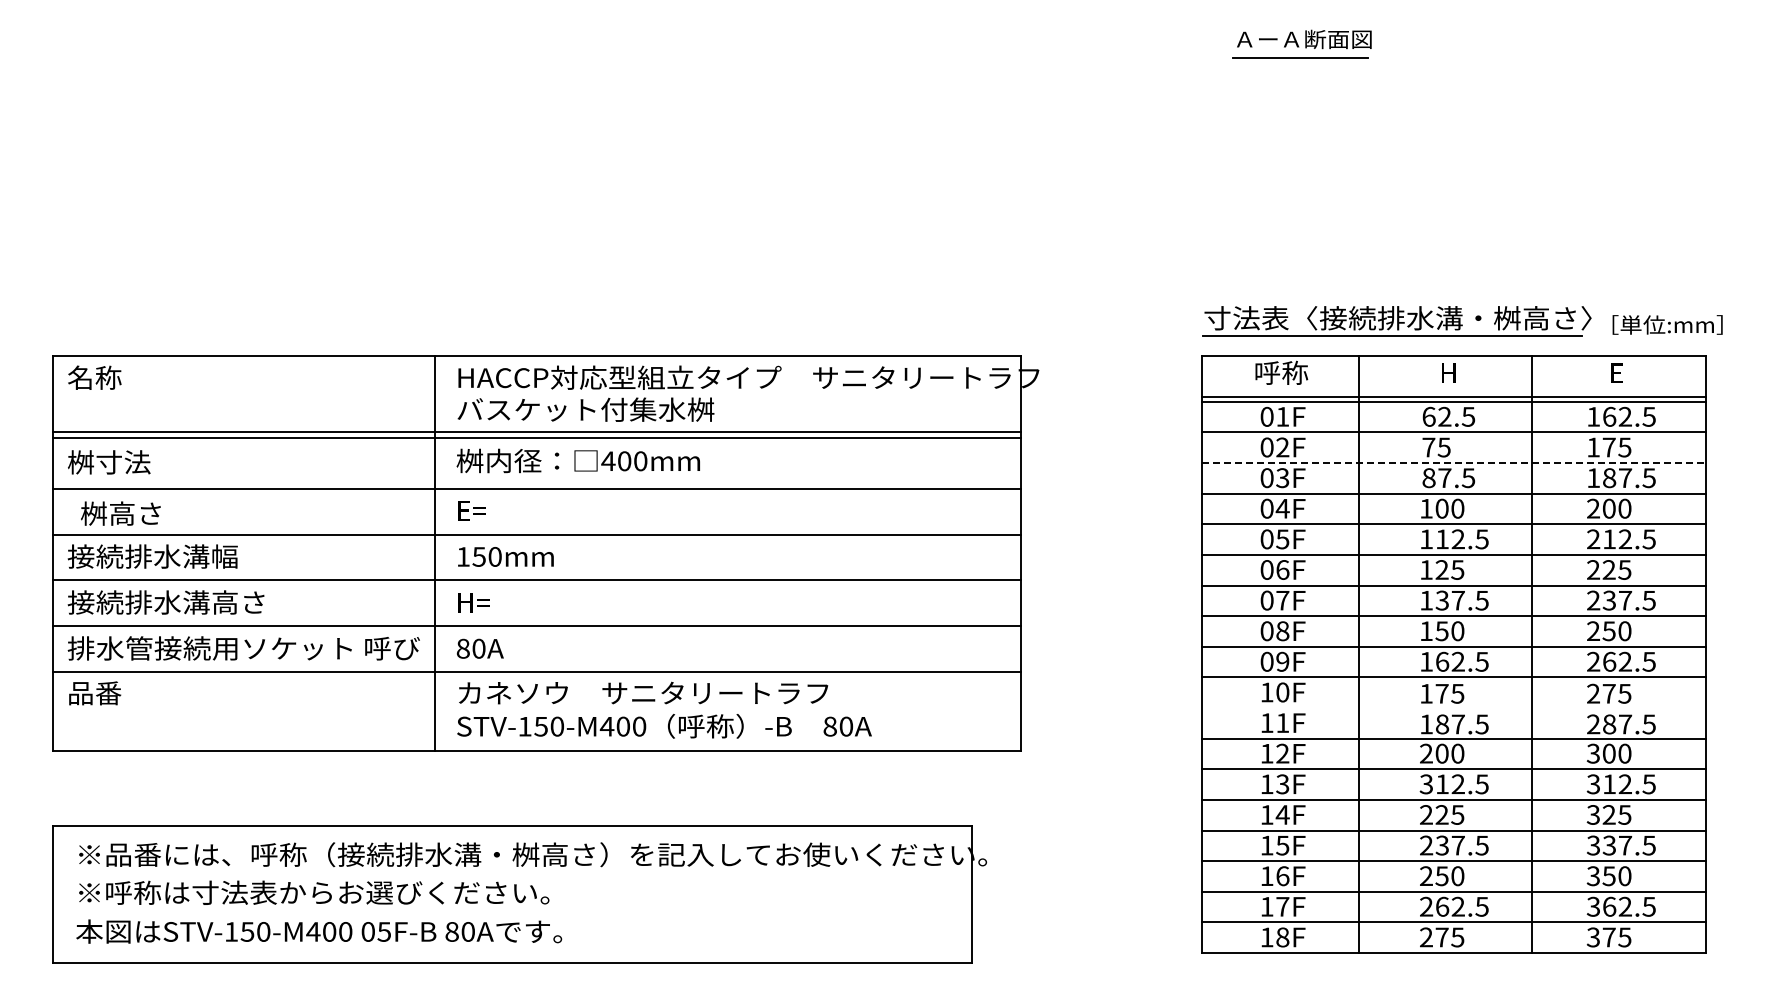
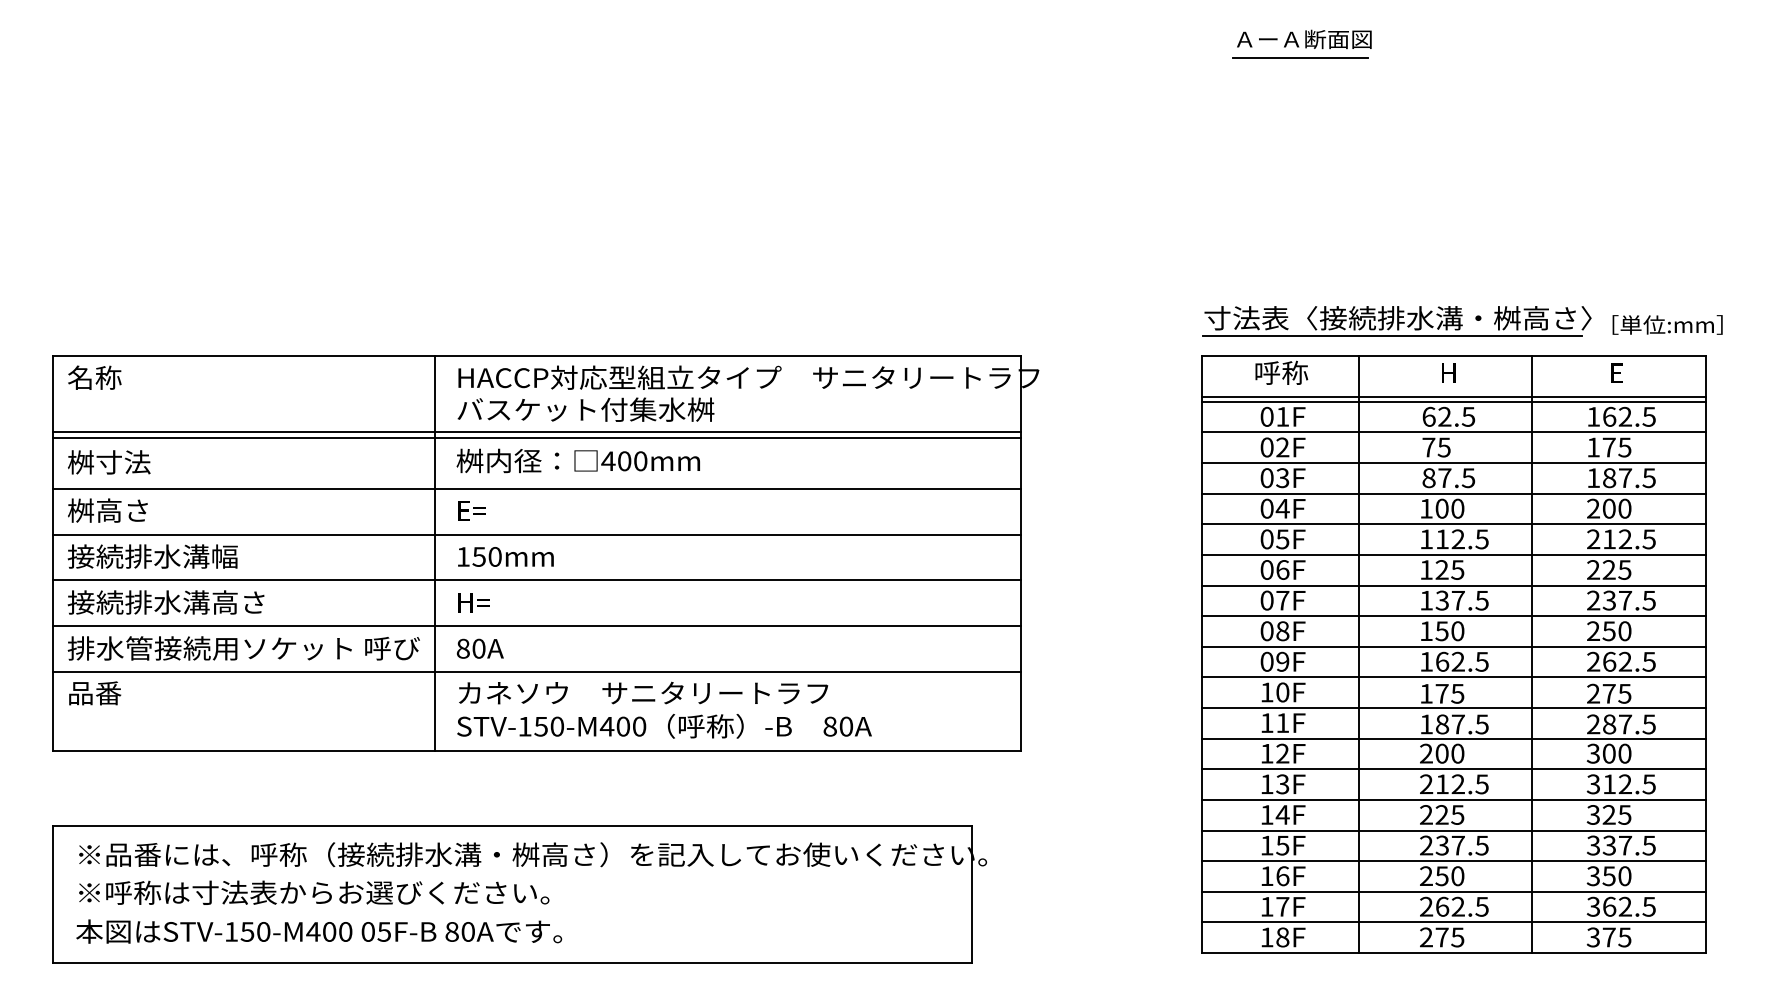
line: dashed -> solid (1453, 463)
text position: (120, 513) -> (107, 510) (107, 510)
line: none -> present (1453, 708)
text: 312.5 -> 212.5 (1426, 784)
